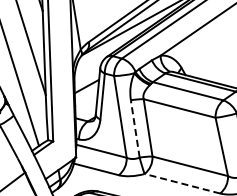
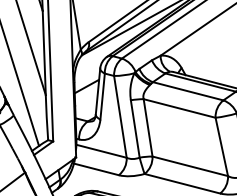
line: dashed -> solid (135, 128)
line: dashed -> solid (181, 183)
